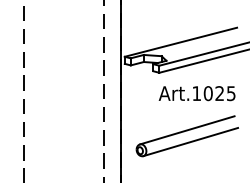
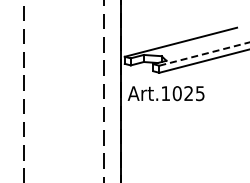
line: solid -> dashed (204, 53)
text position: (196, 93) -> (165, 93) (165, 93)
part: present -> none (186, 136)
